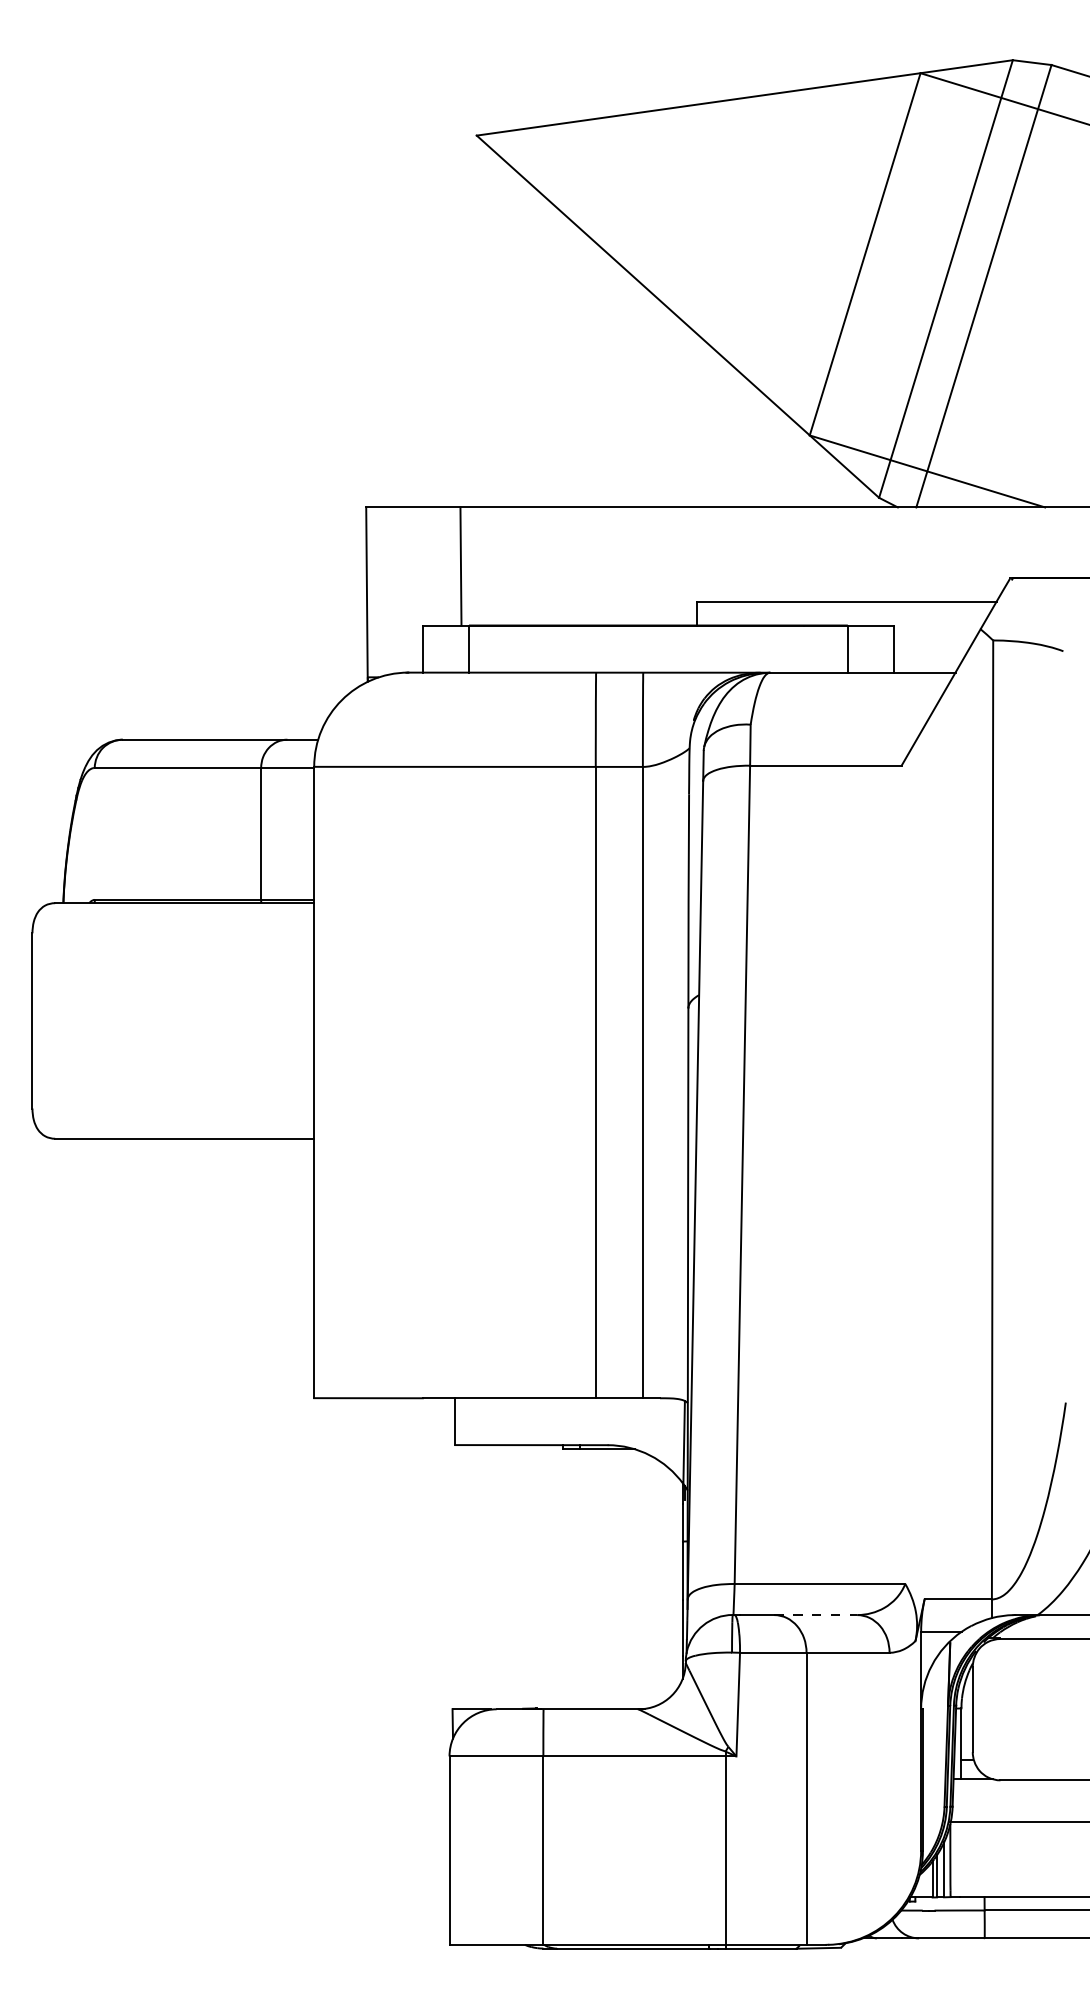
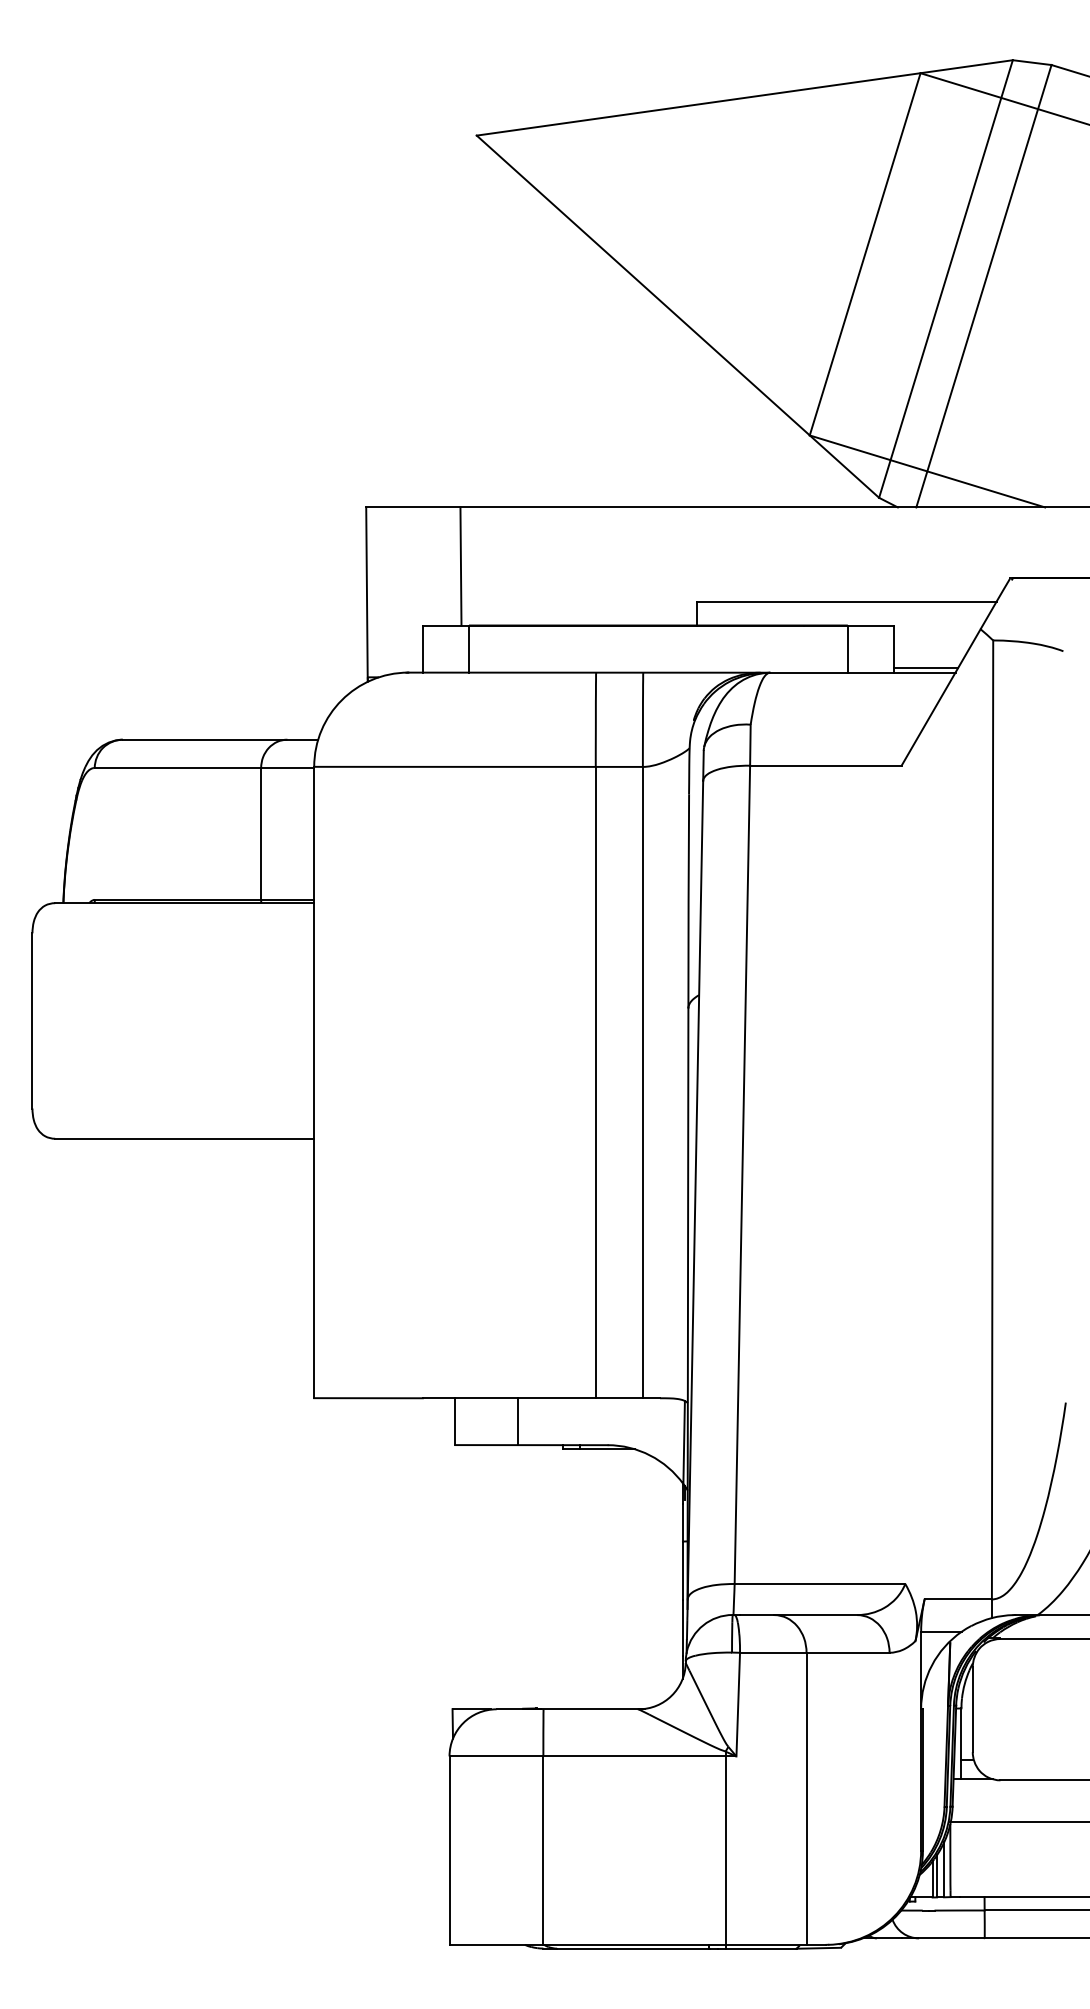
line: none -> present (926, 667)
line: none -> present (517, 1421)
line: dashed -> solid (815, 1615)
